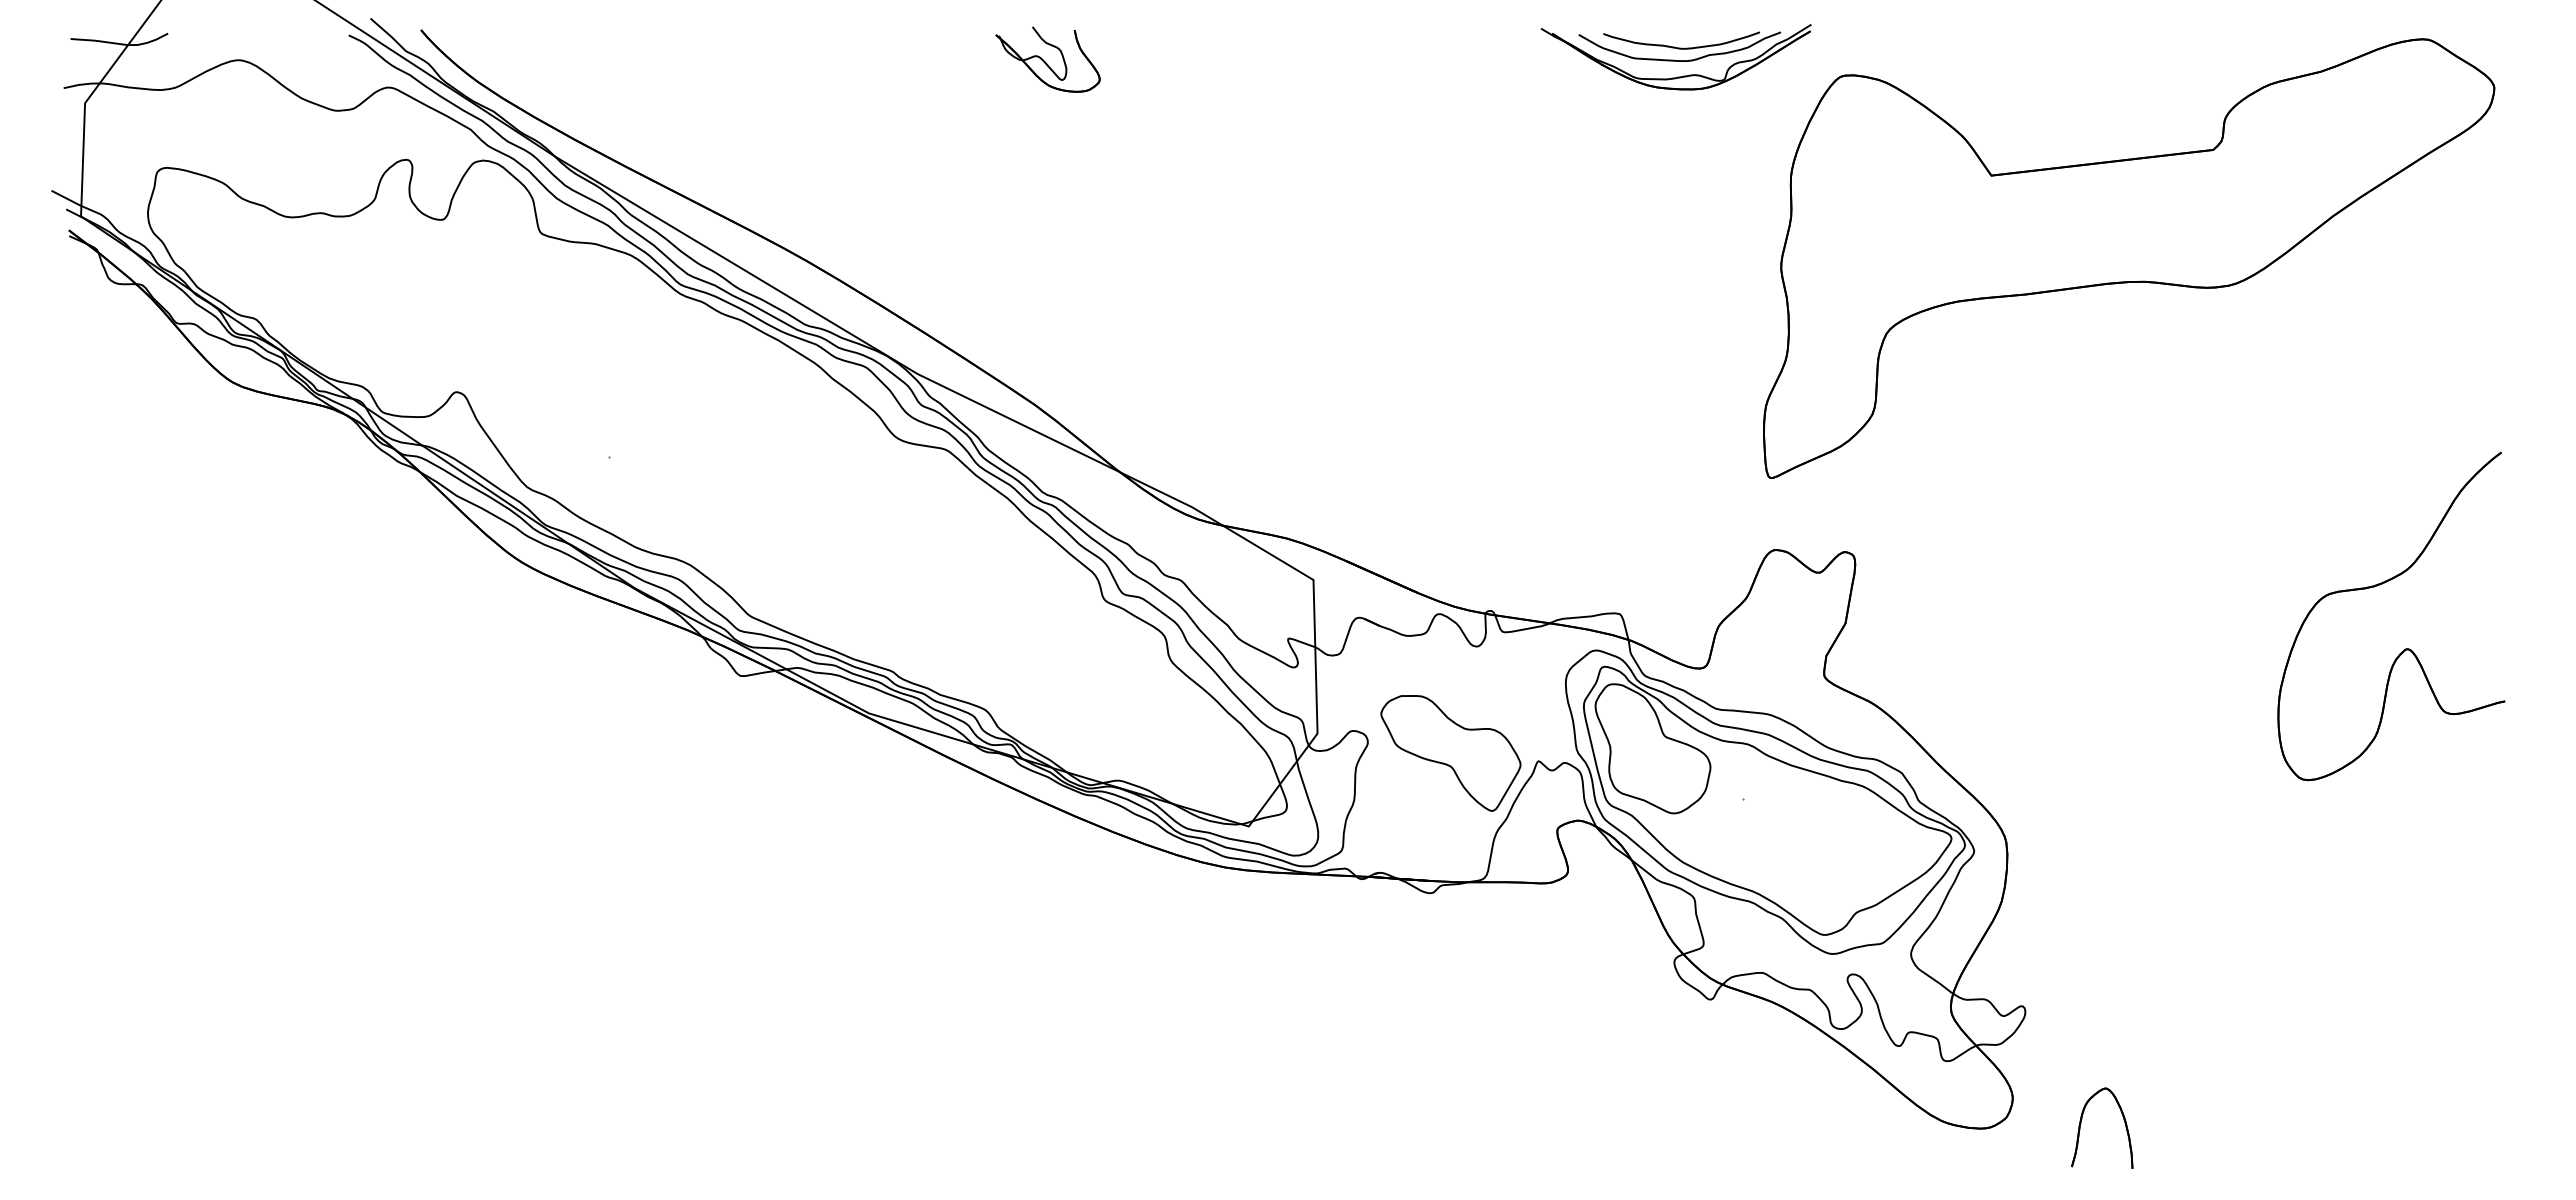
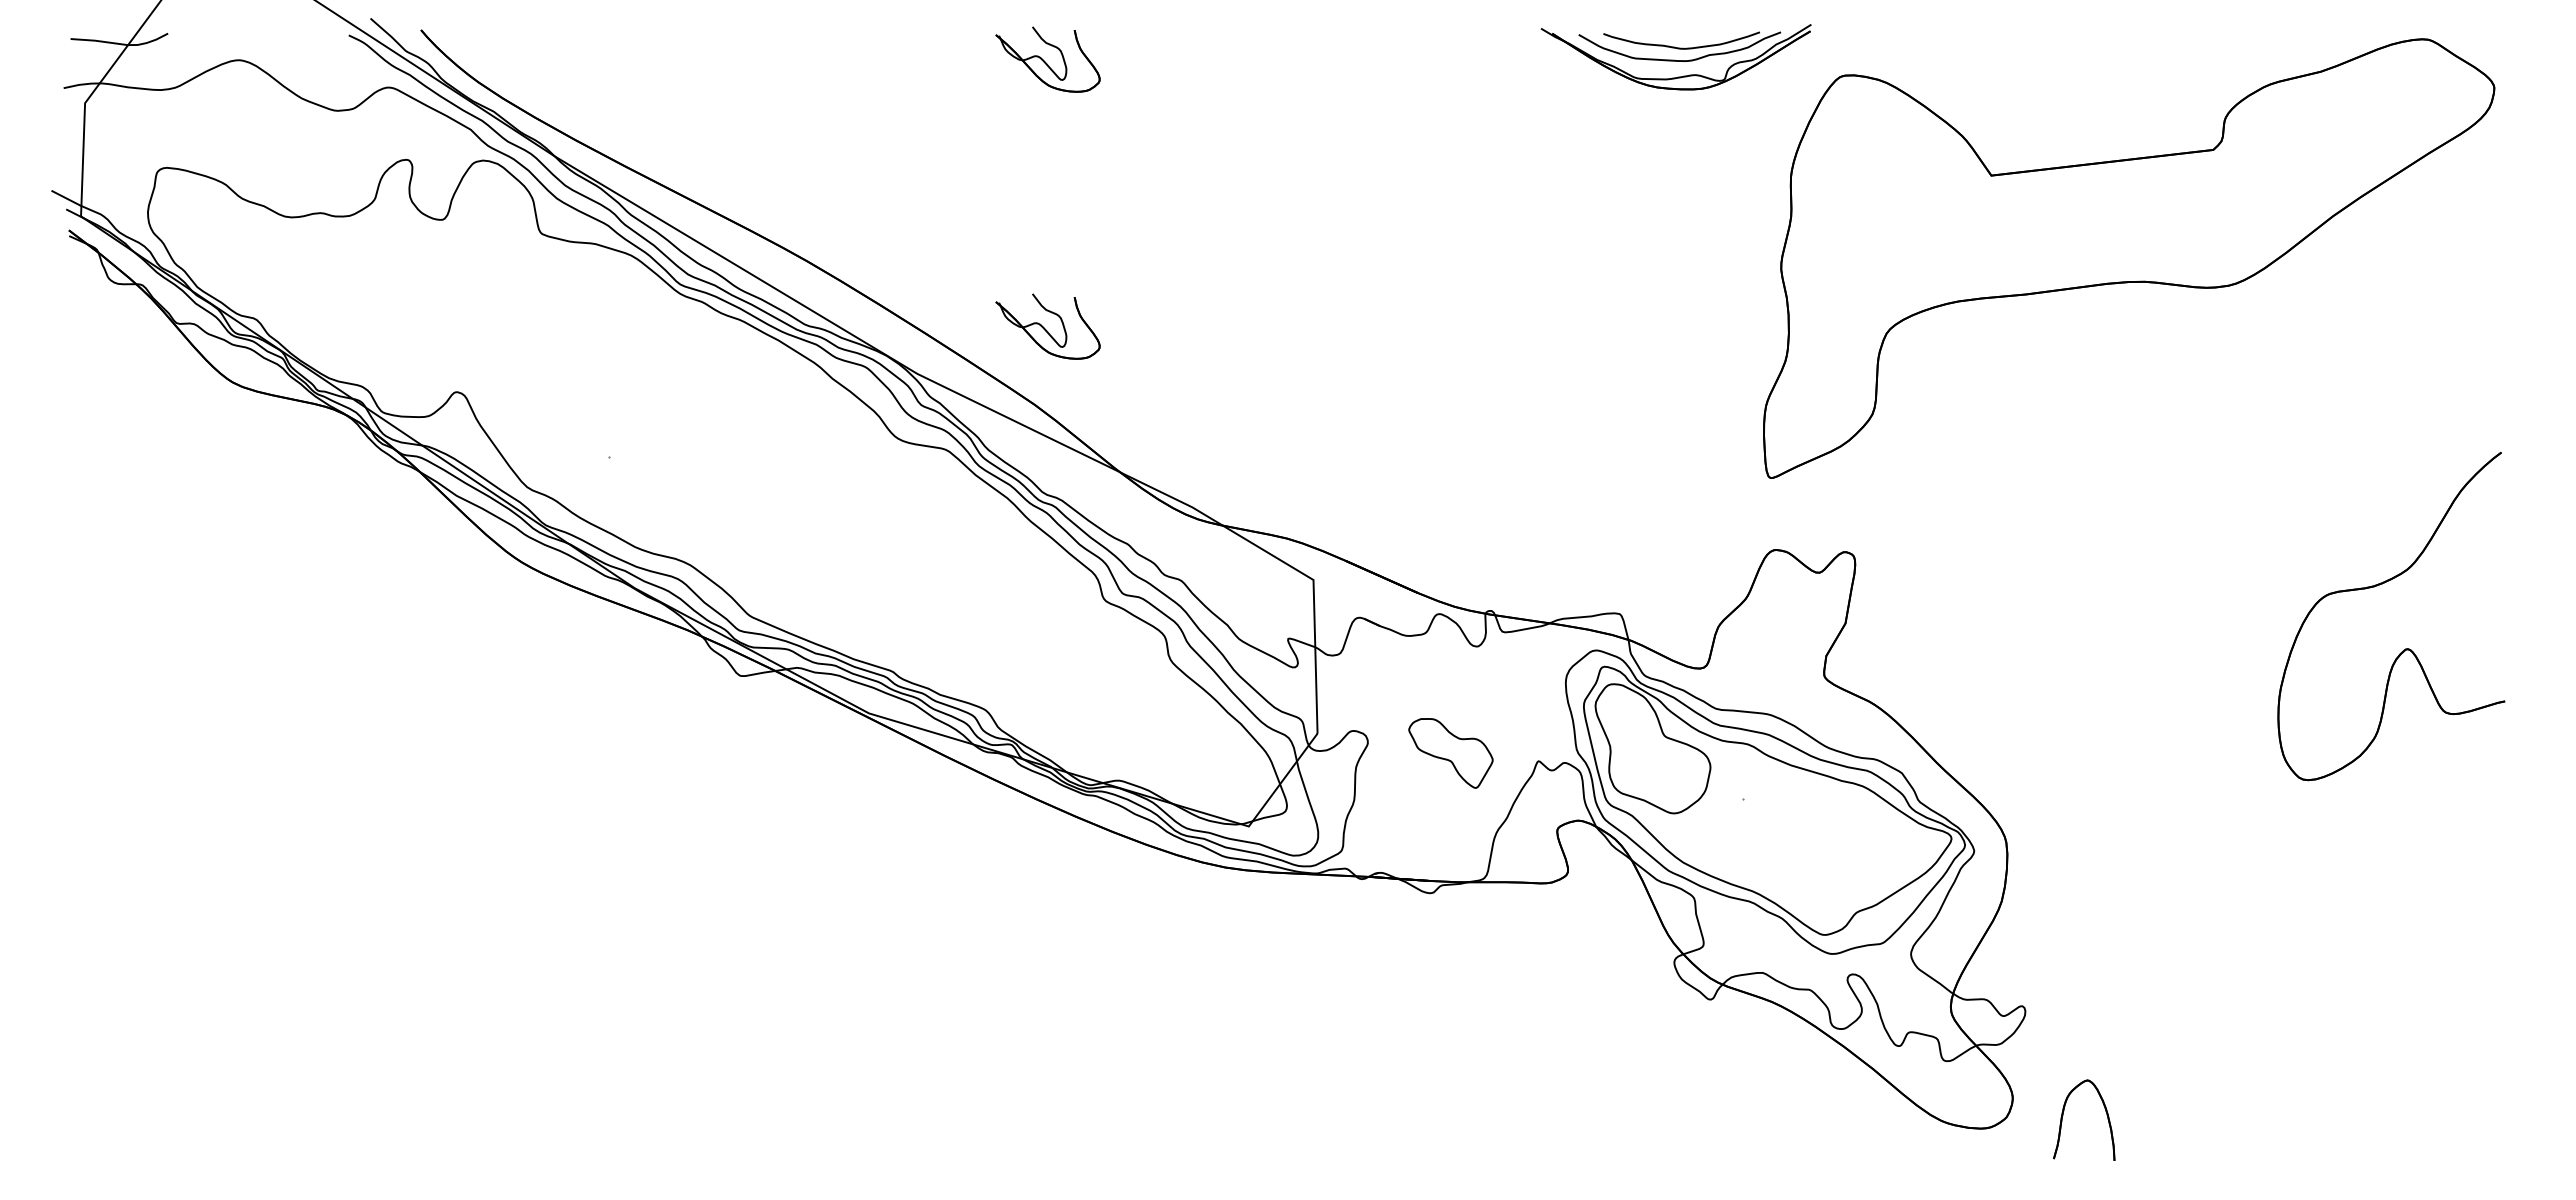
part: none -> present (1047, 326)
part size: 142x117 px -> 86x71 px (1450, 753)
part position: (2081, 1123) -> (2063, 1115) (2063, 1115)
